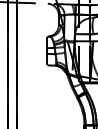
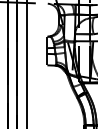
line: none -> present (27, 63)
